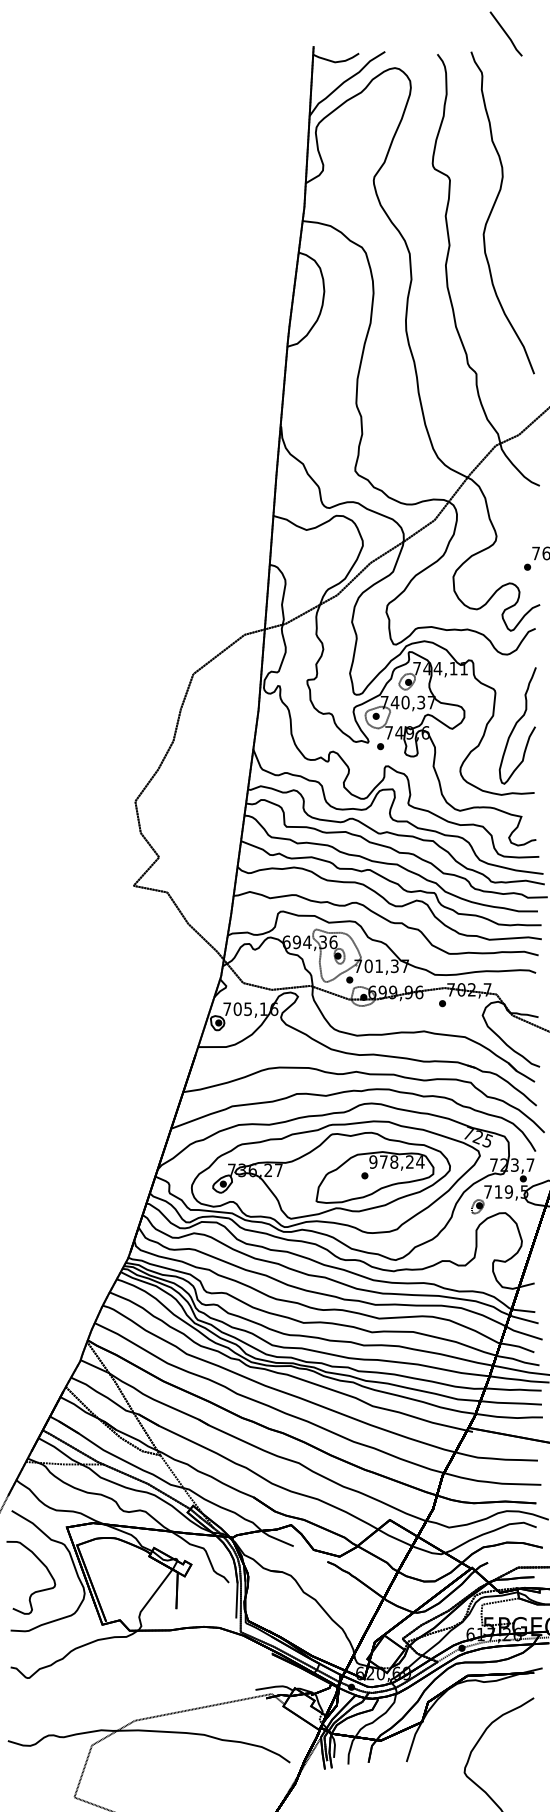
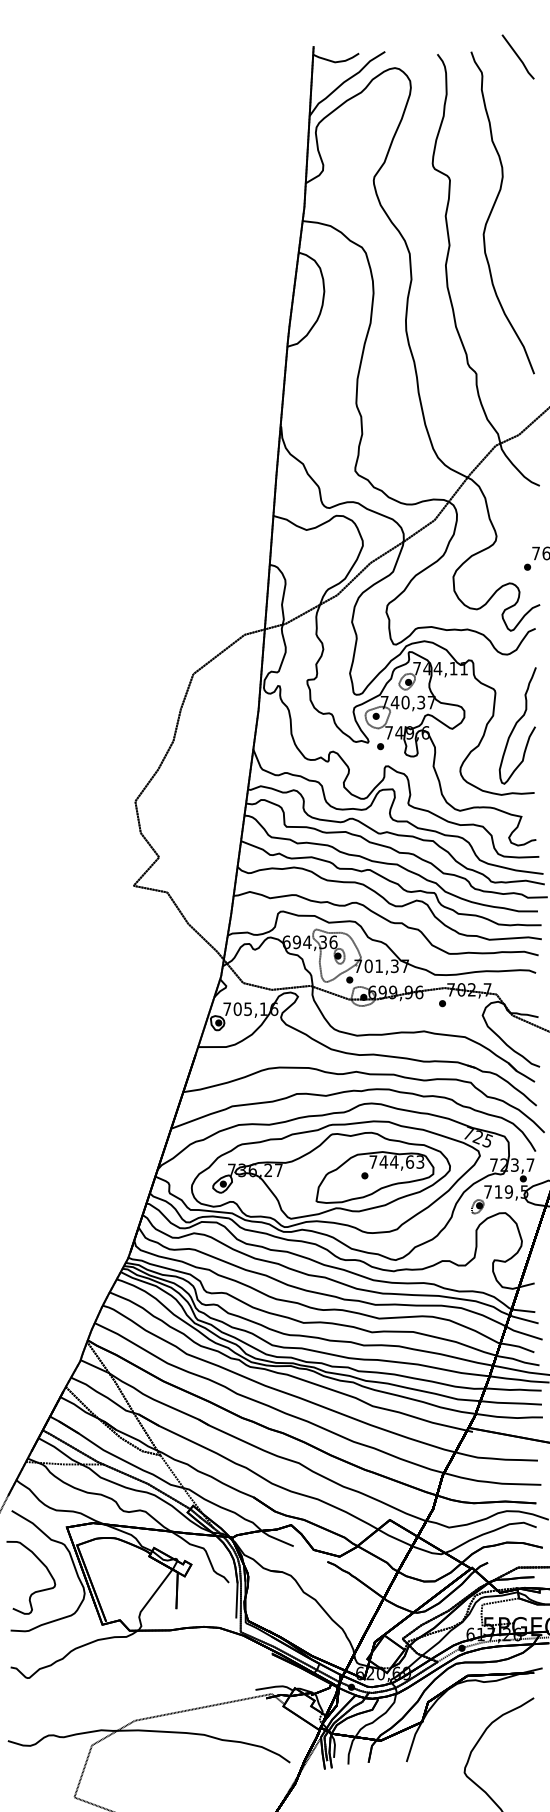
line position: (505, 33) -> (517, 56) (517, 56)
text: 978,24 -> 744,63 (396, 1161)
